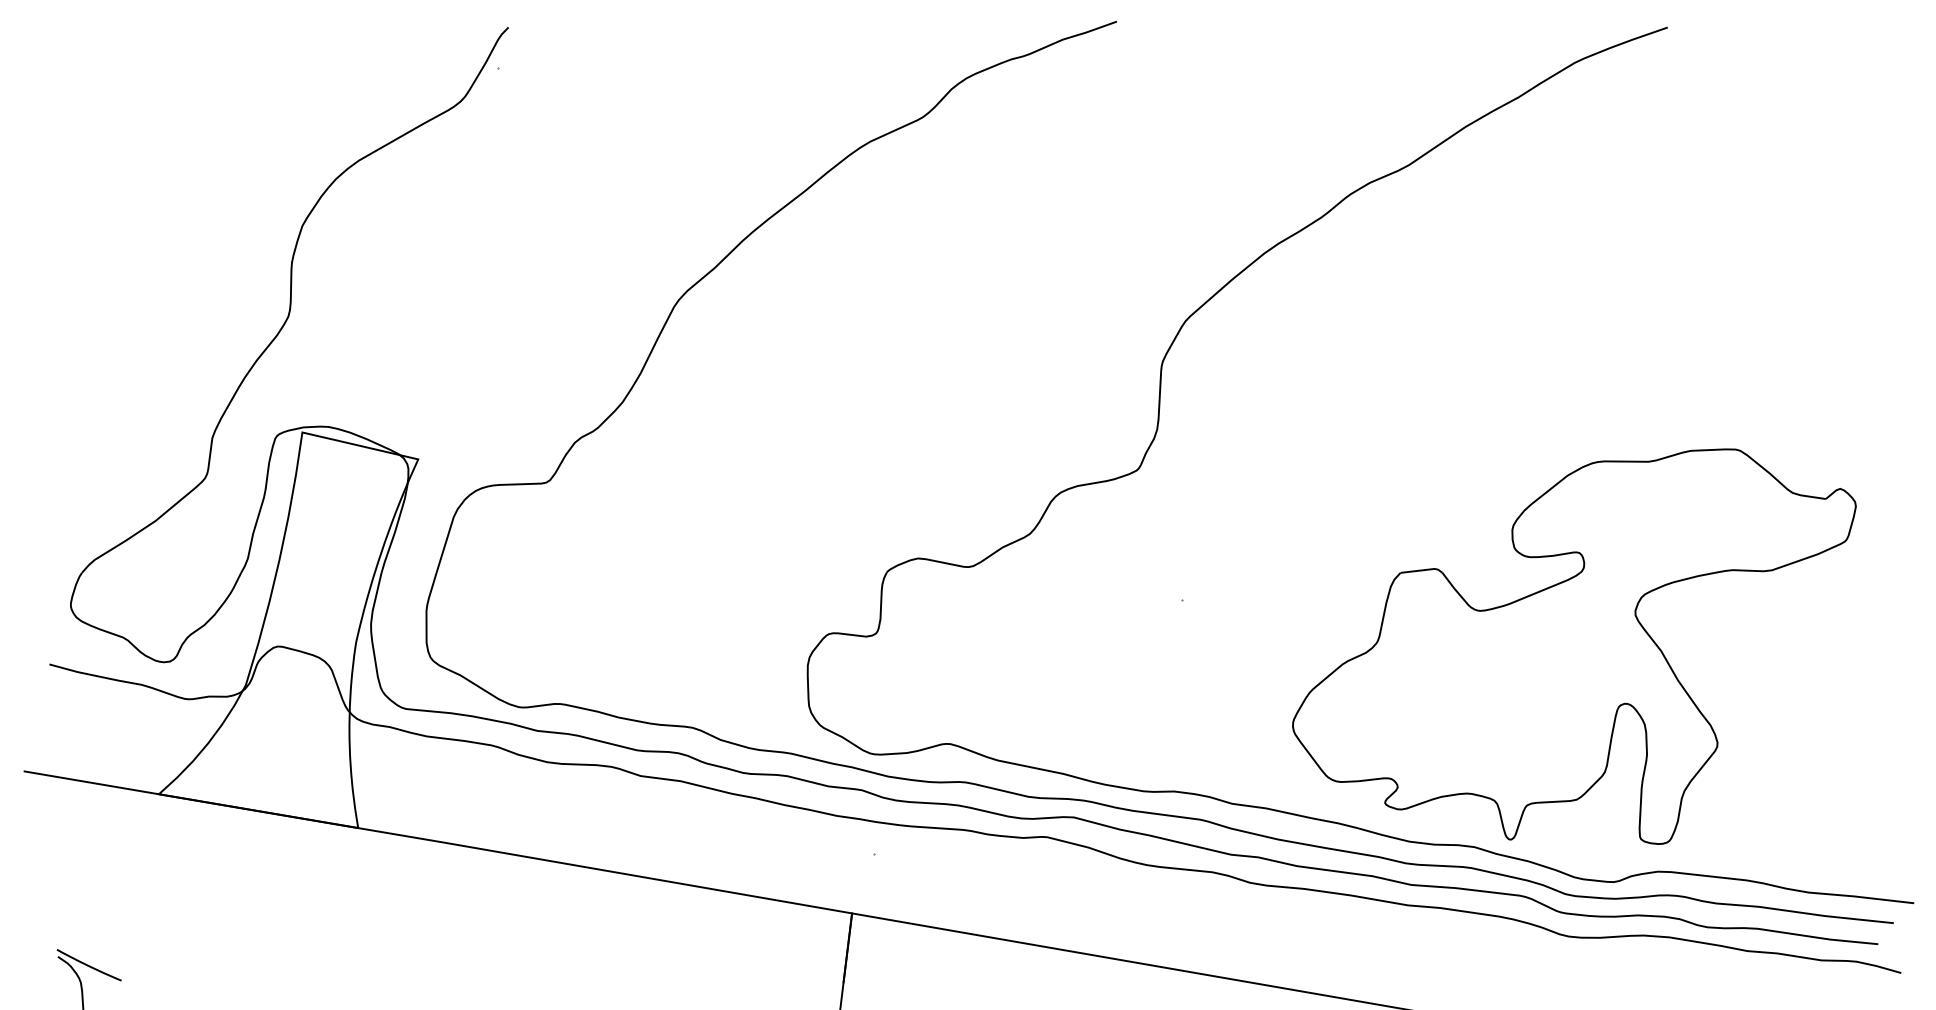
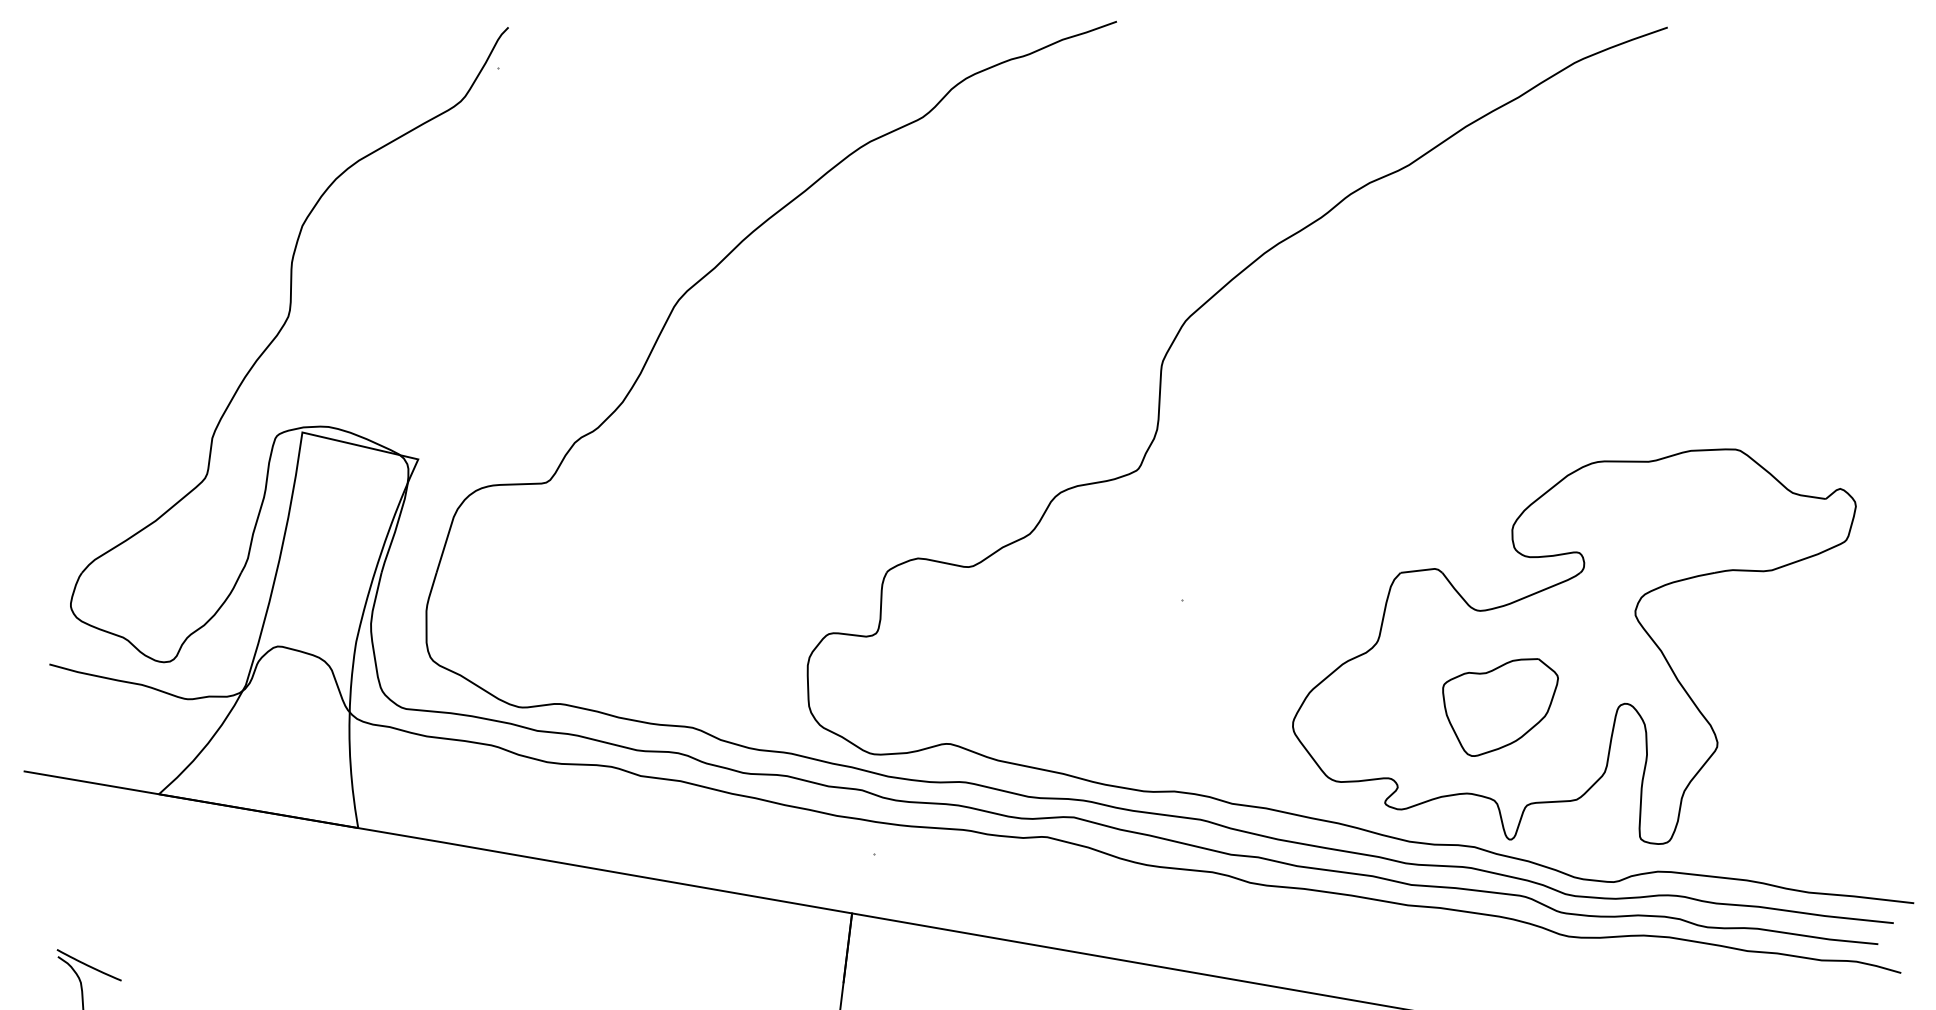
part: none -> present (1500, 707)
